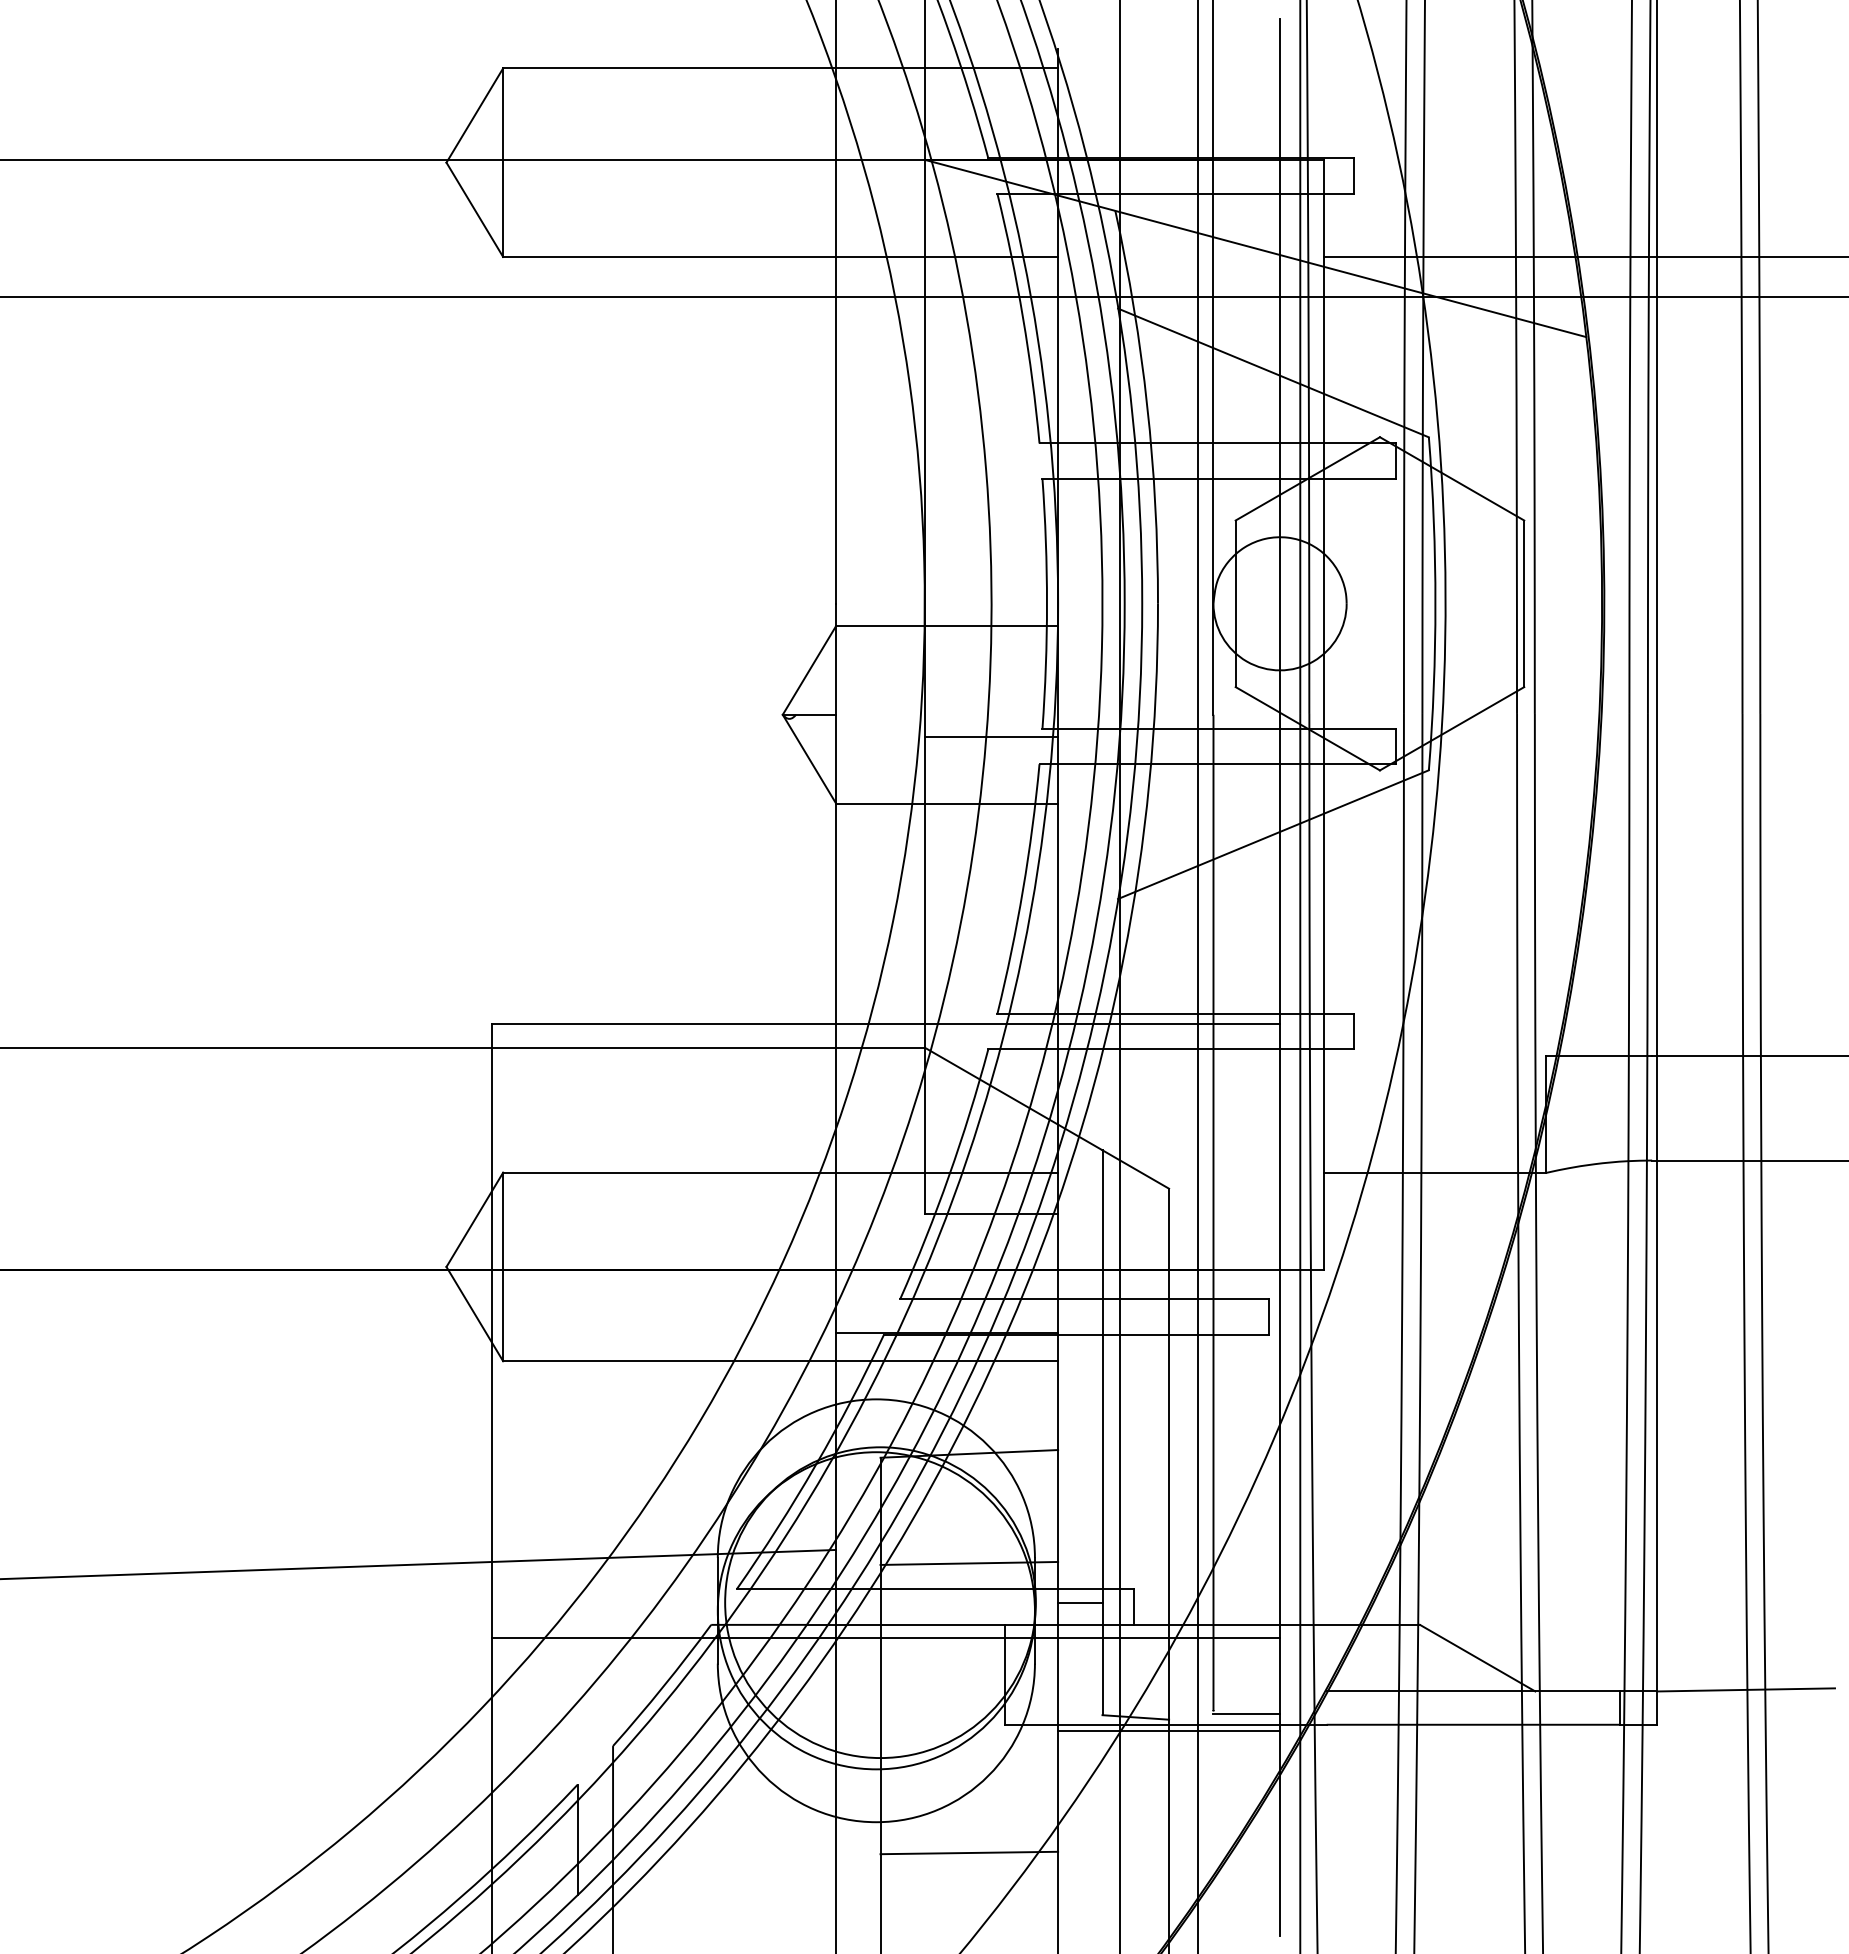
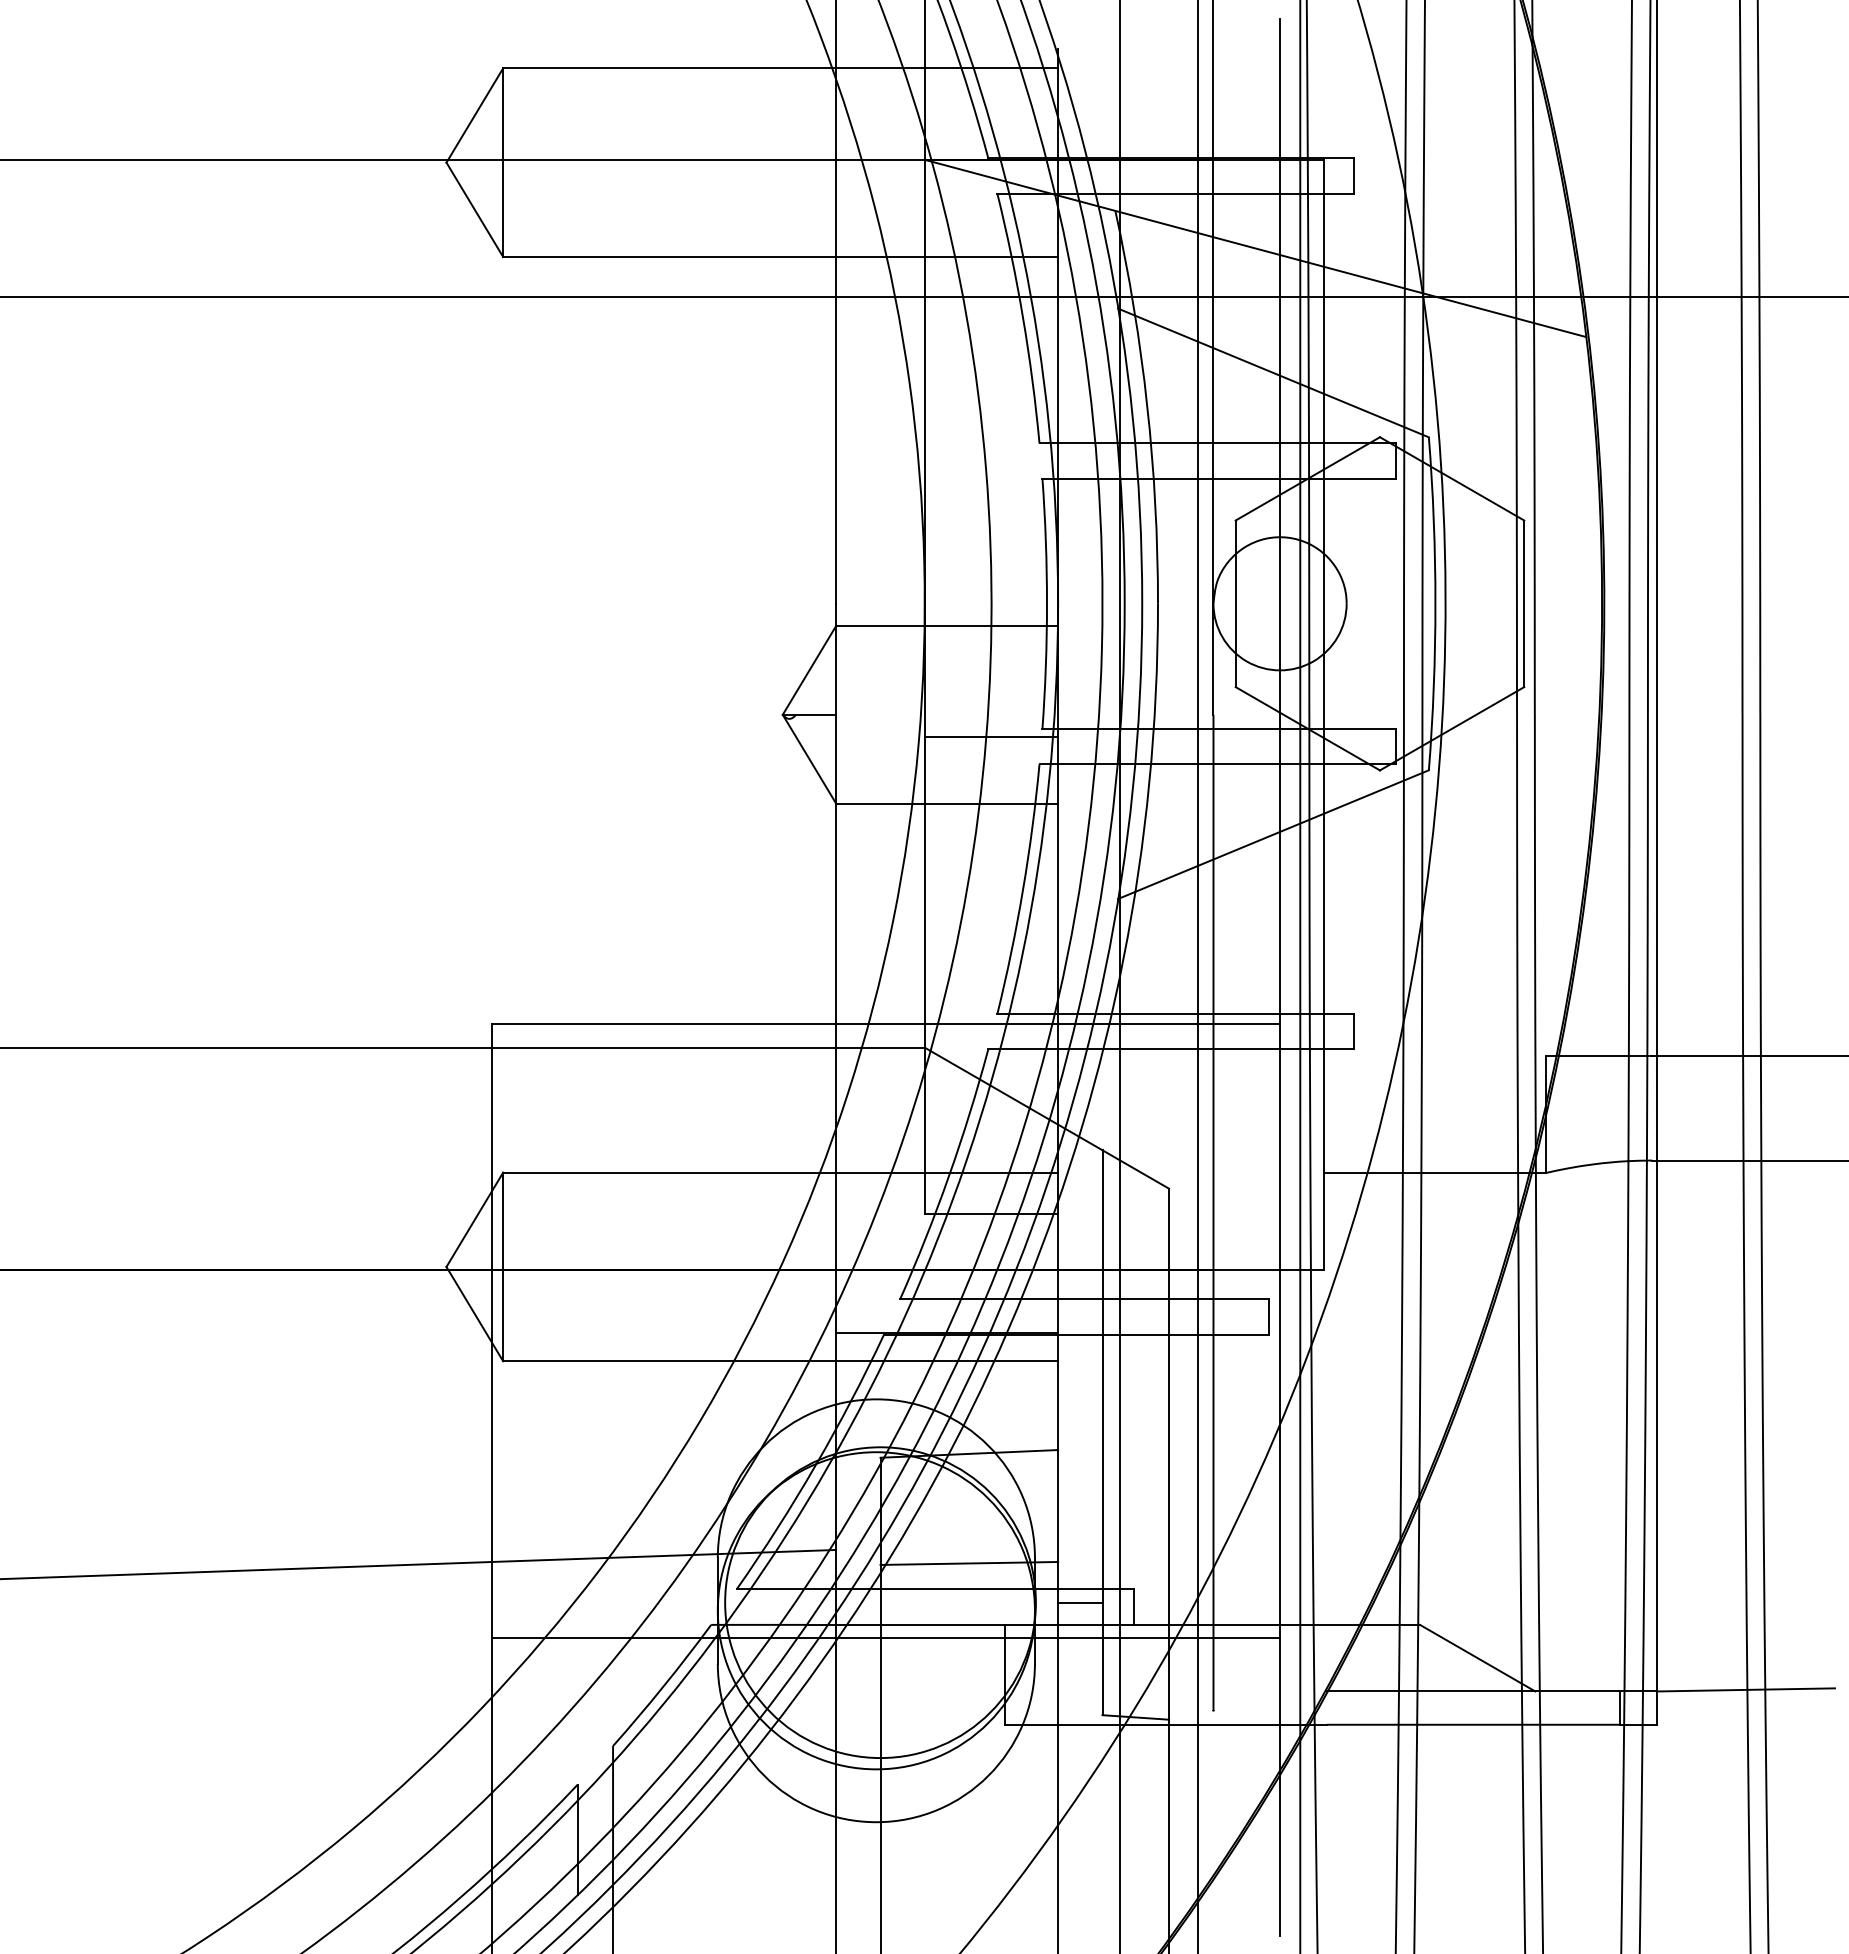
line: present -> none (1584, 256)
line: present -> none (1246, 1713)
line: present -> none (1169, 1730)
line: present -> none (969, 1852)
